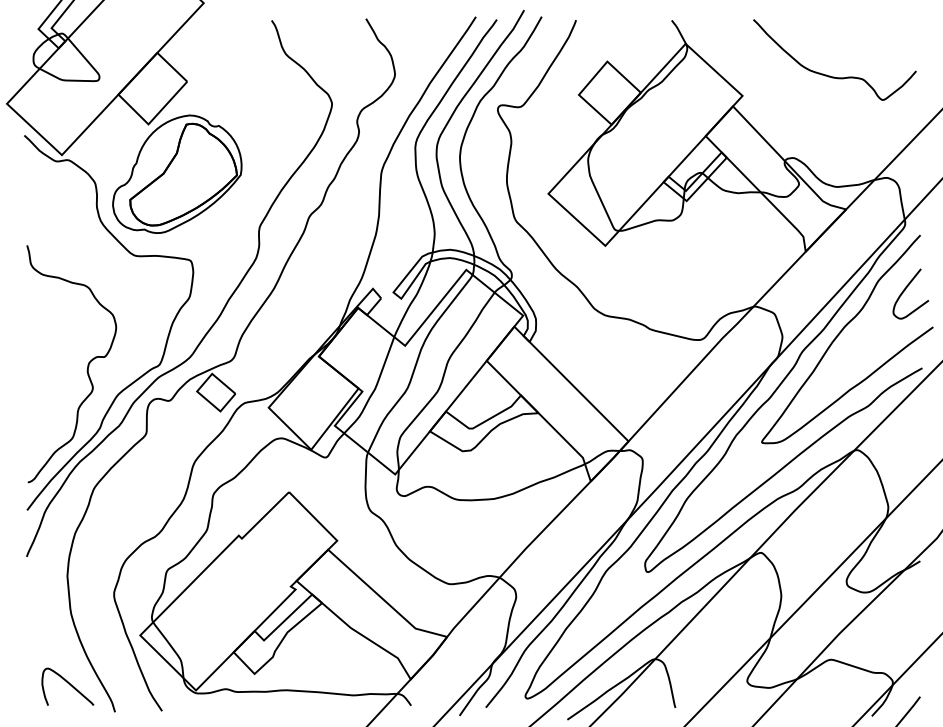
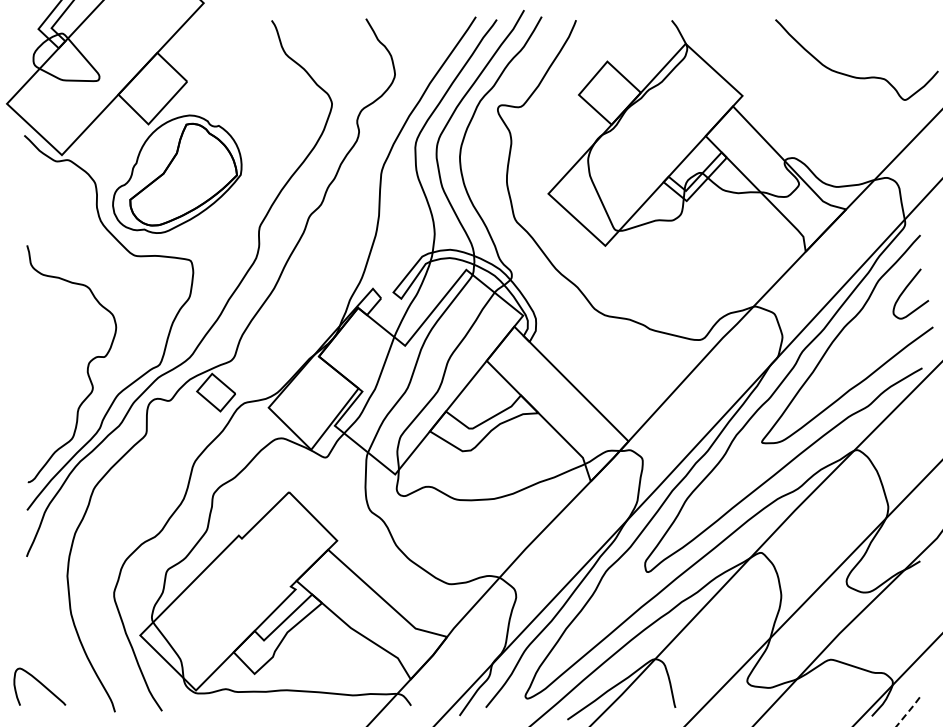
curve position: (830, 75) -> (852, 75) (852, 75)
curve position: (68, 684) -> (40, 684) (40, 684)
line: solid -> dashed (909, 711)
